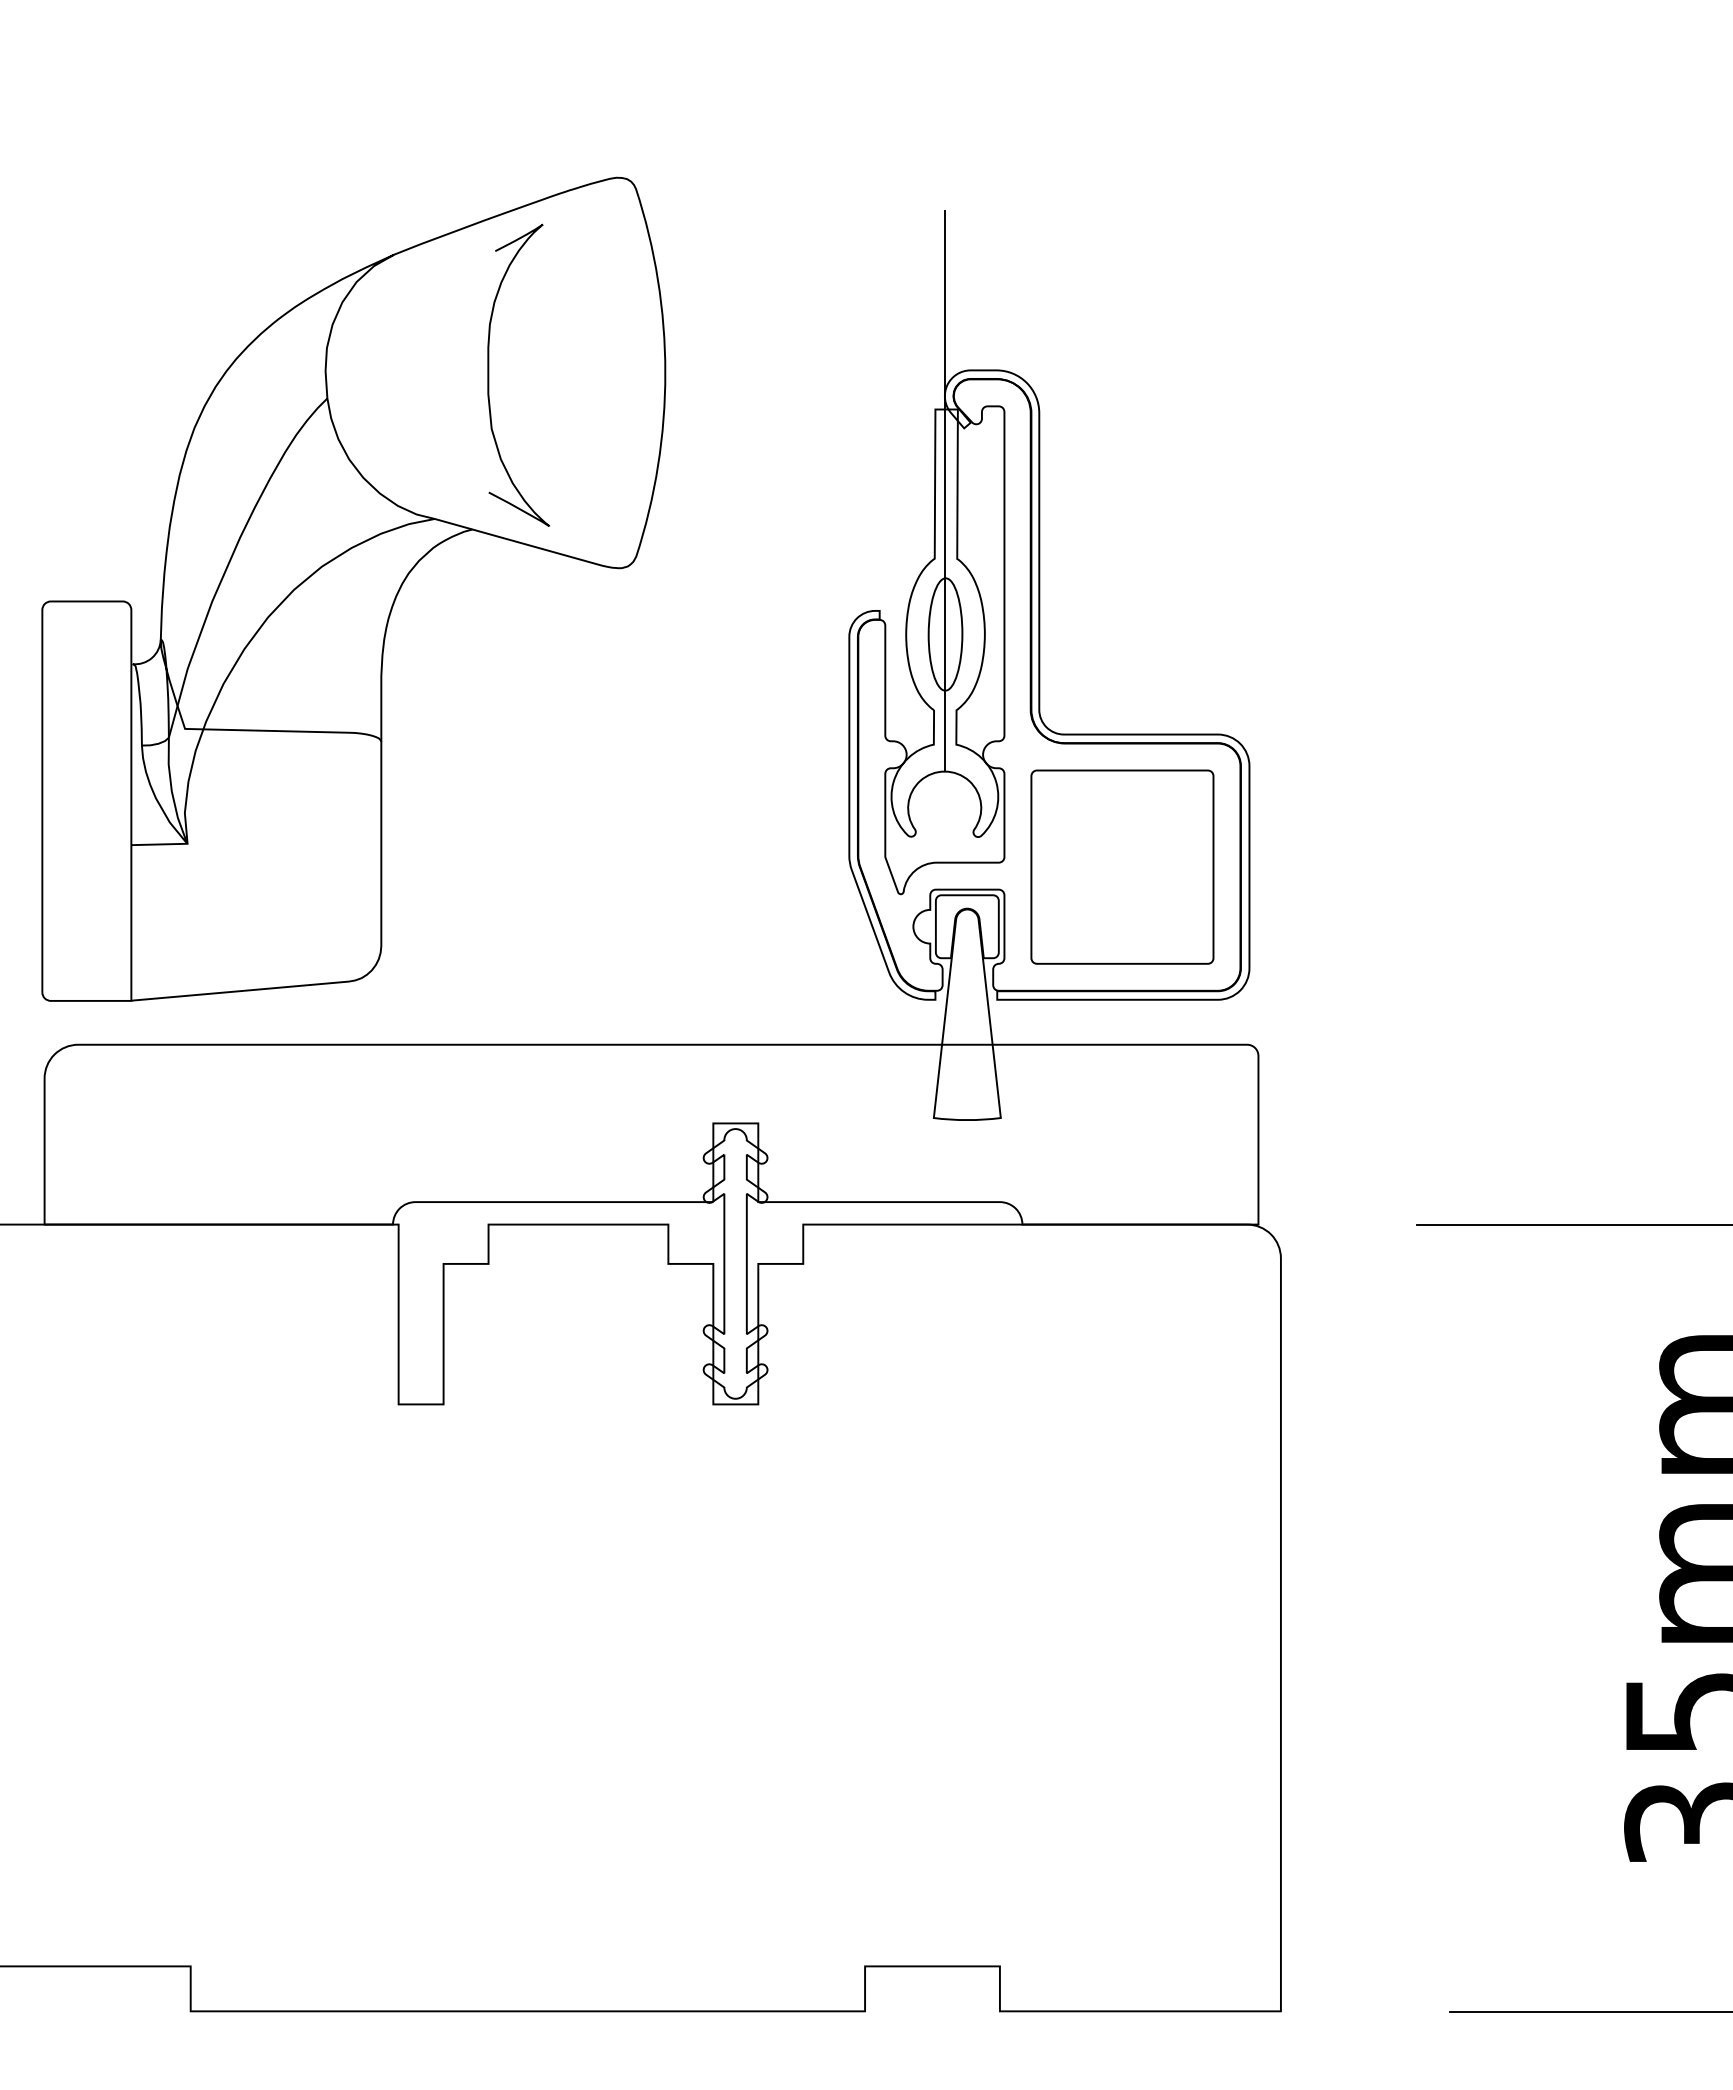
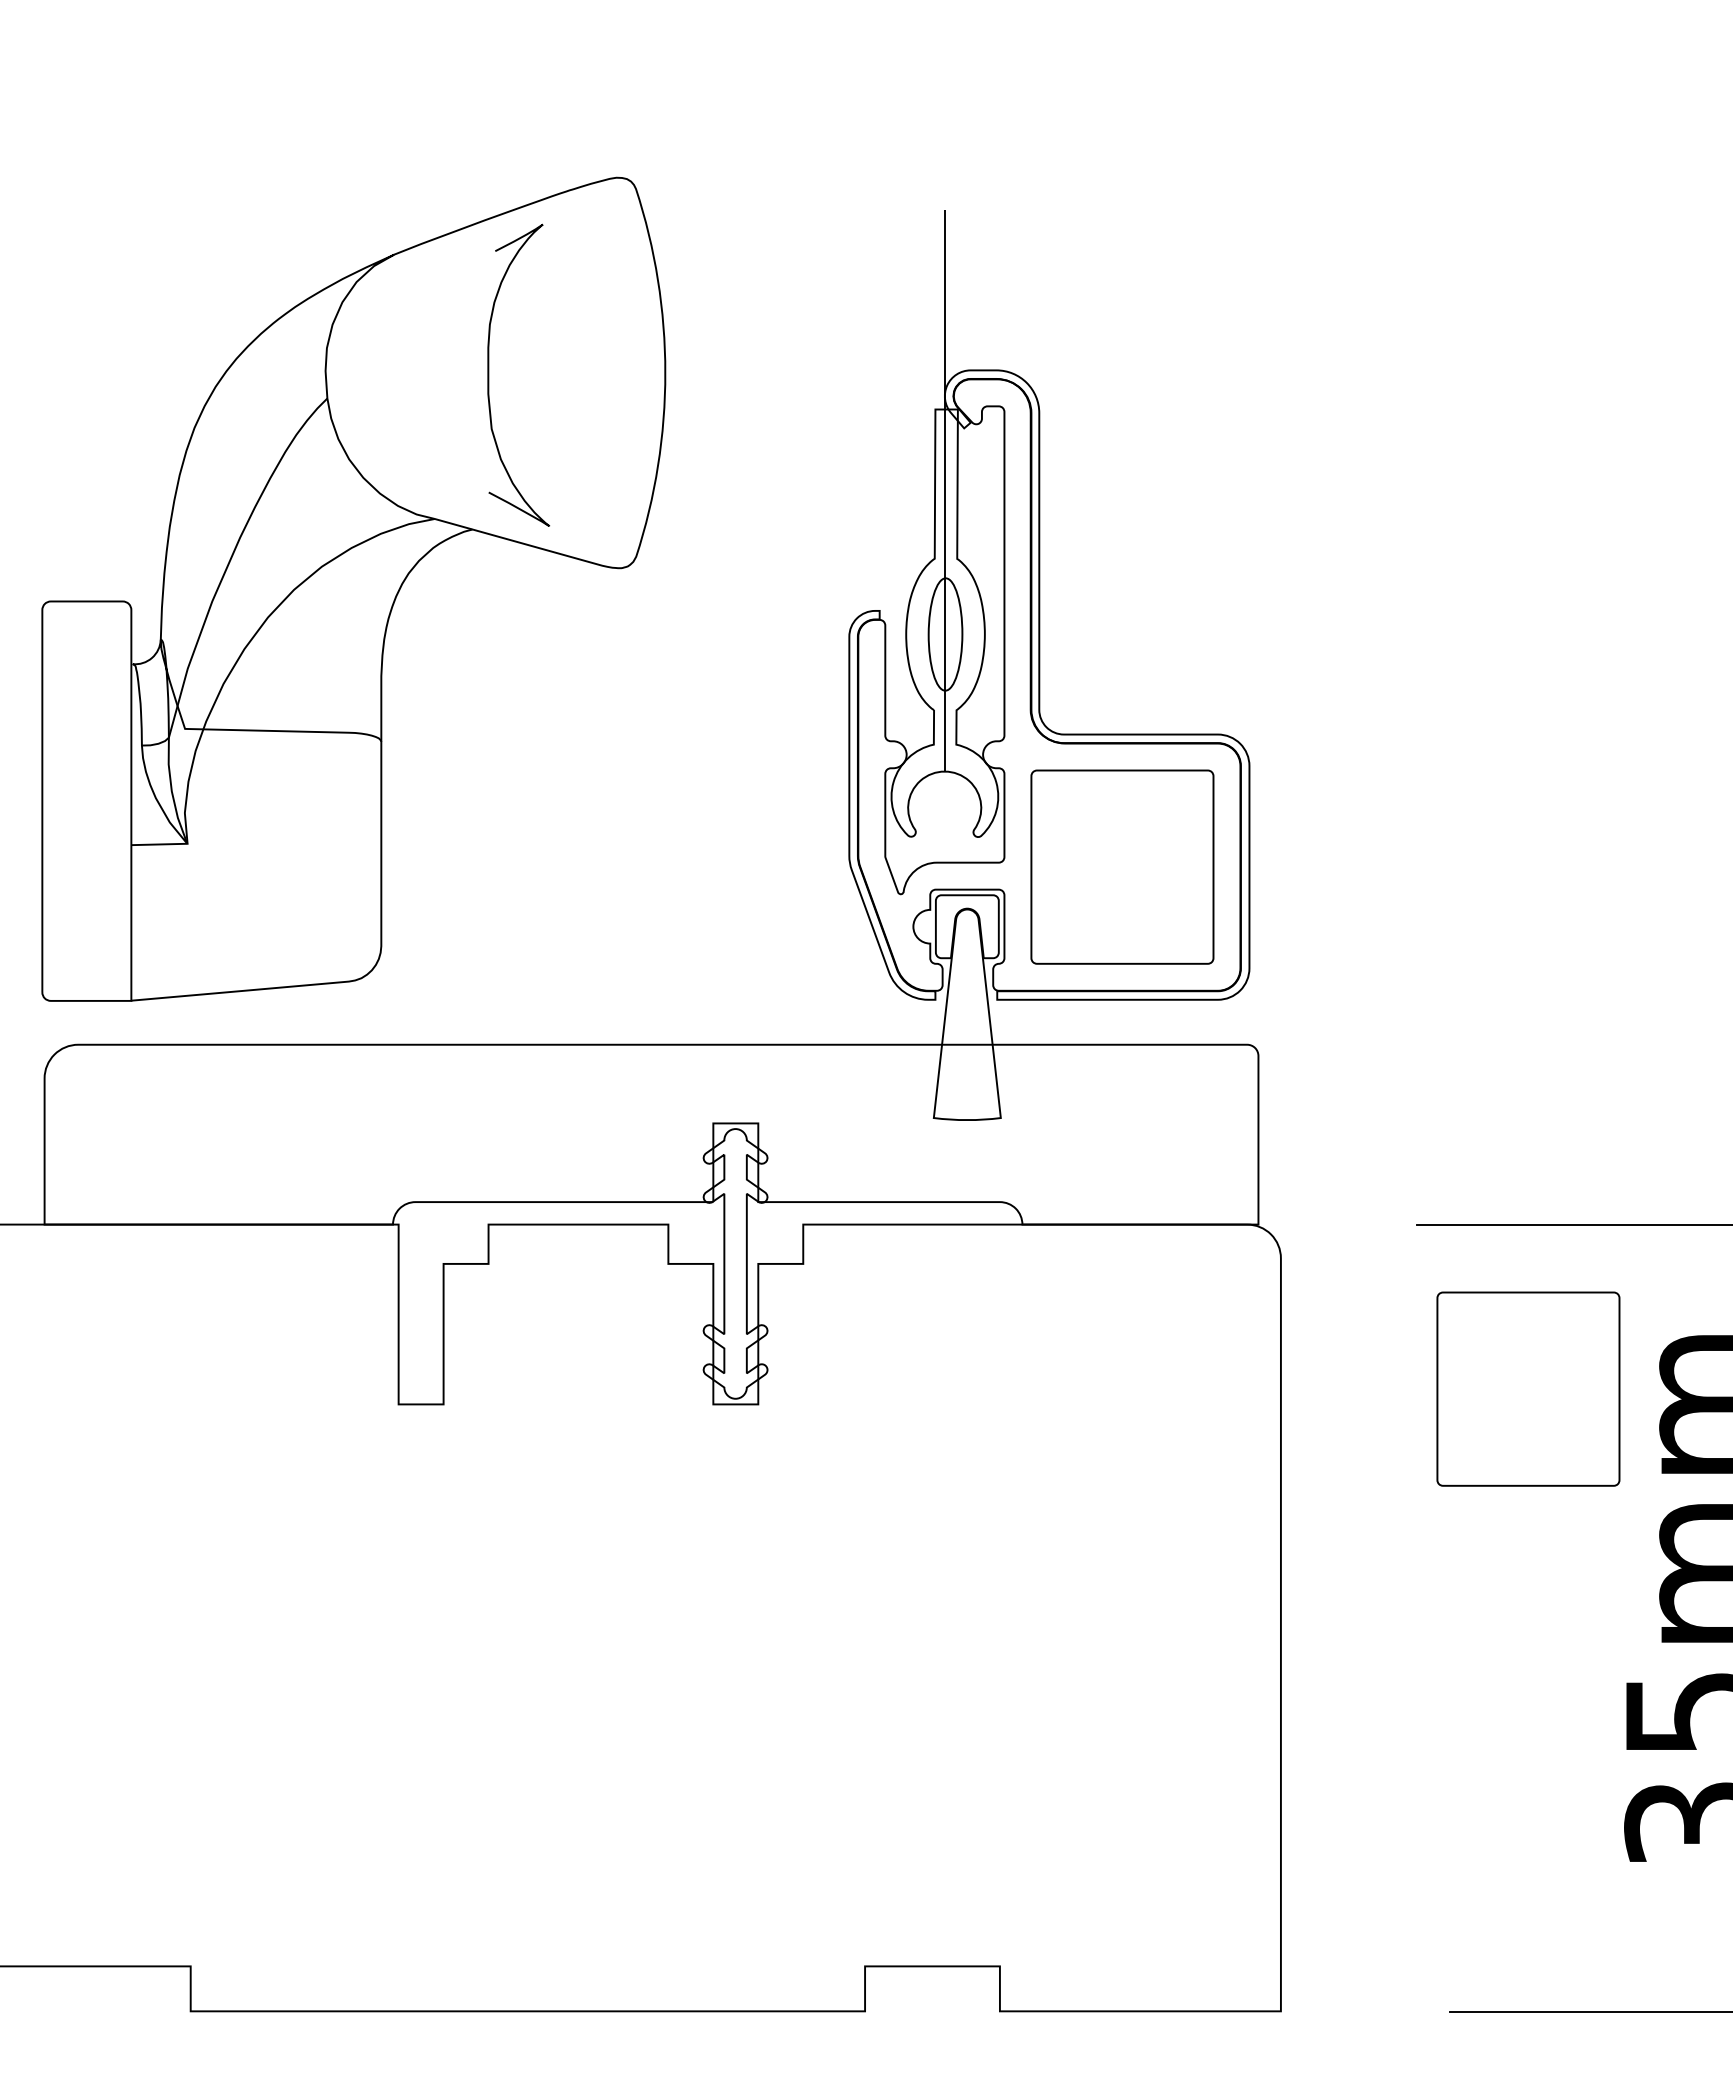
part: none -> present (1528, 1388)
